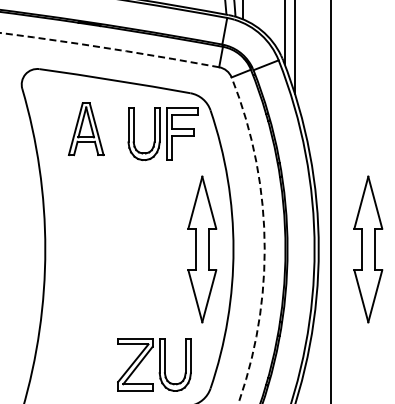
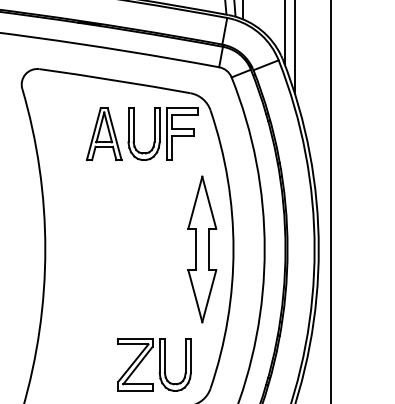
arc: dashed -> solid (109, 48)
part position: (86, 129) -> (104, 134) (104, 134)
arc: dashed -> solid (264, 238)
part: present -> none (368, 249)
